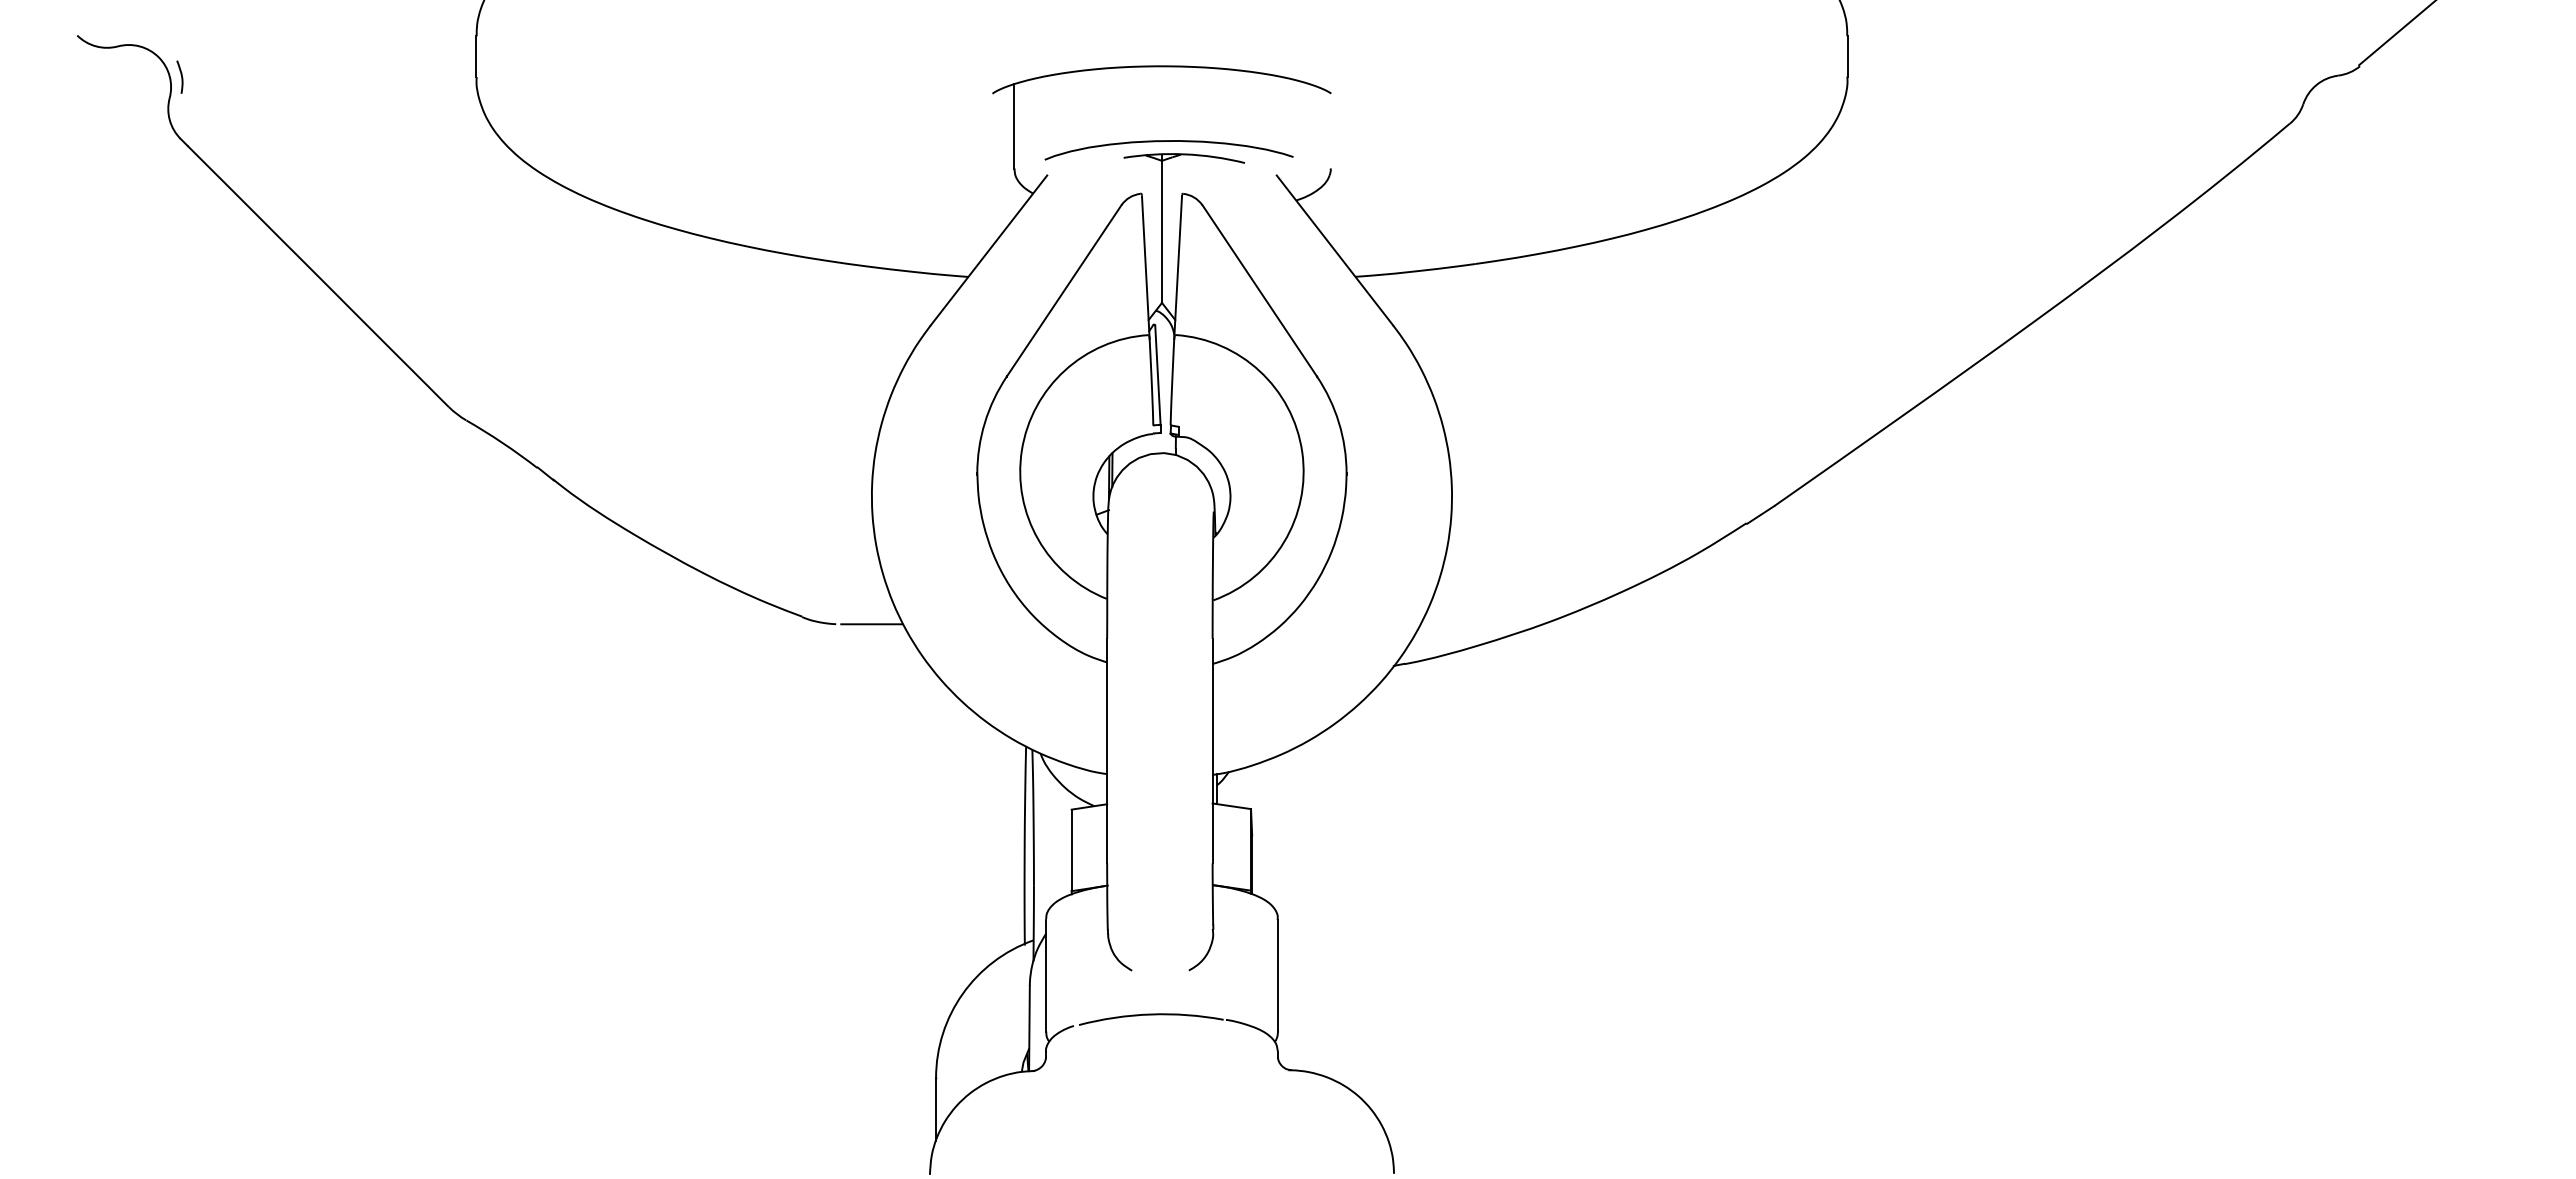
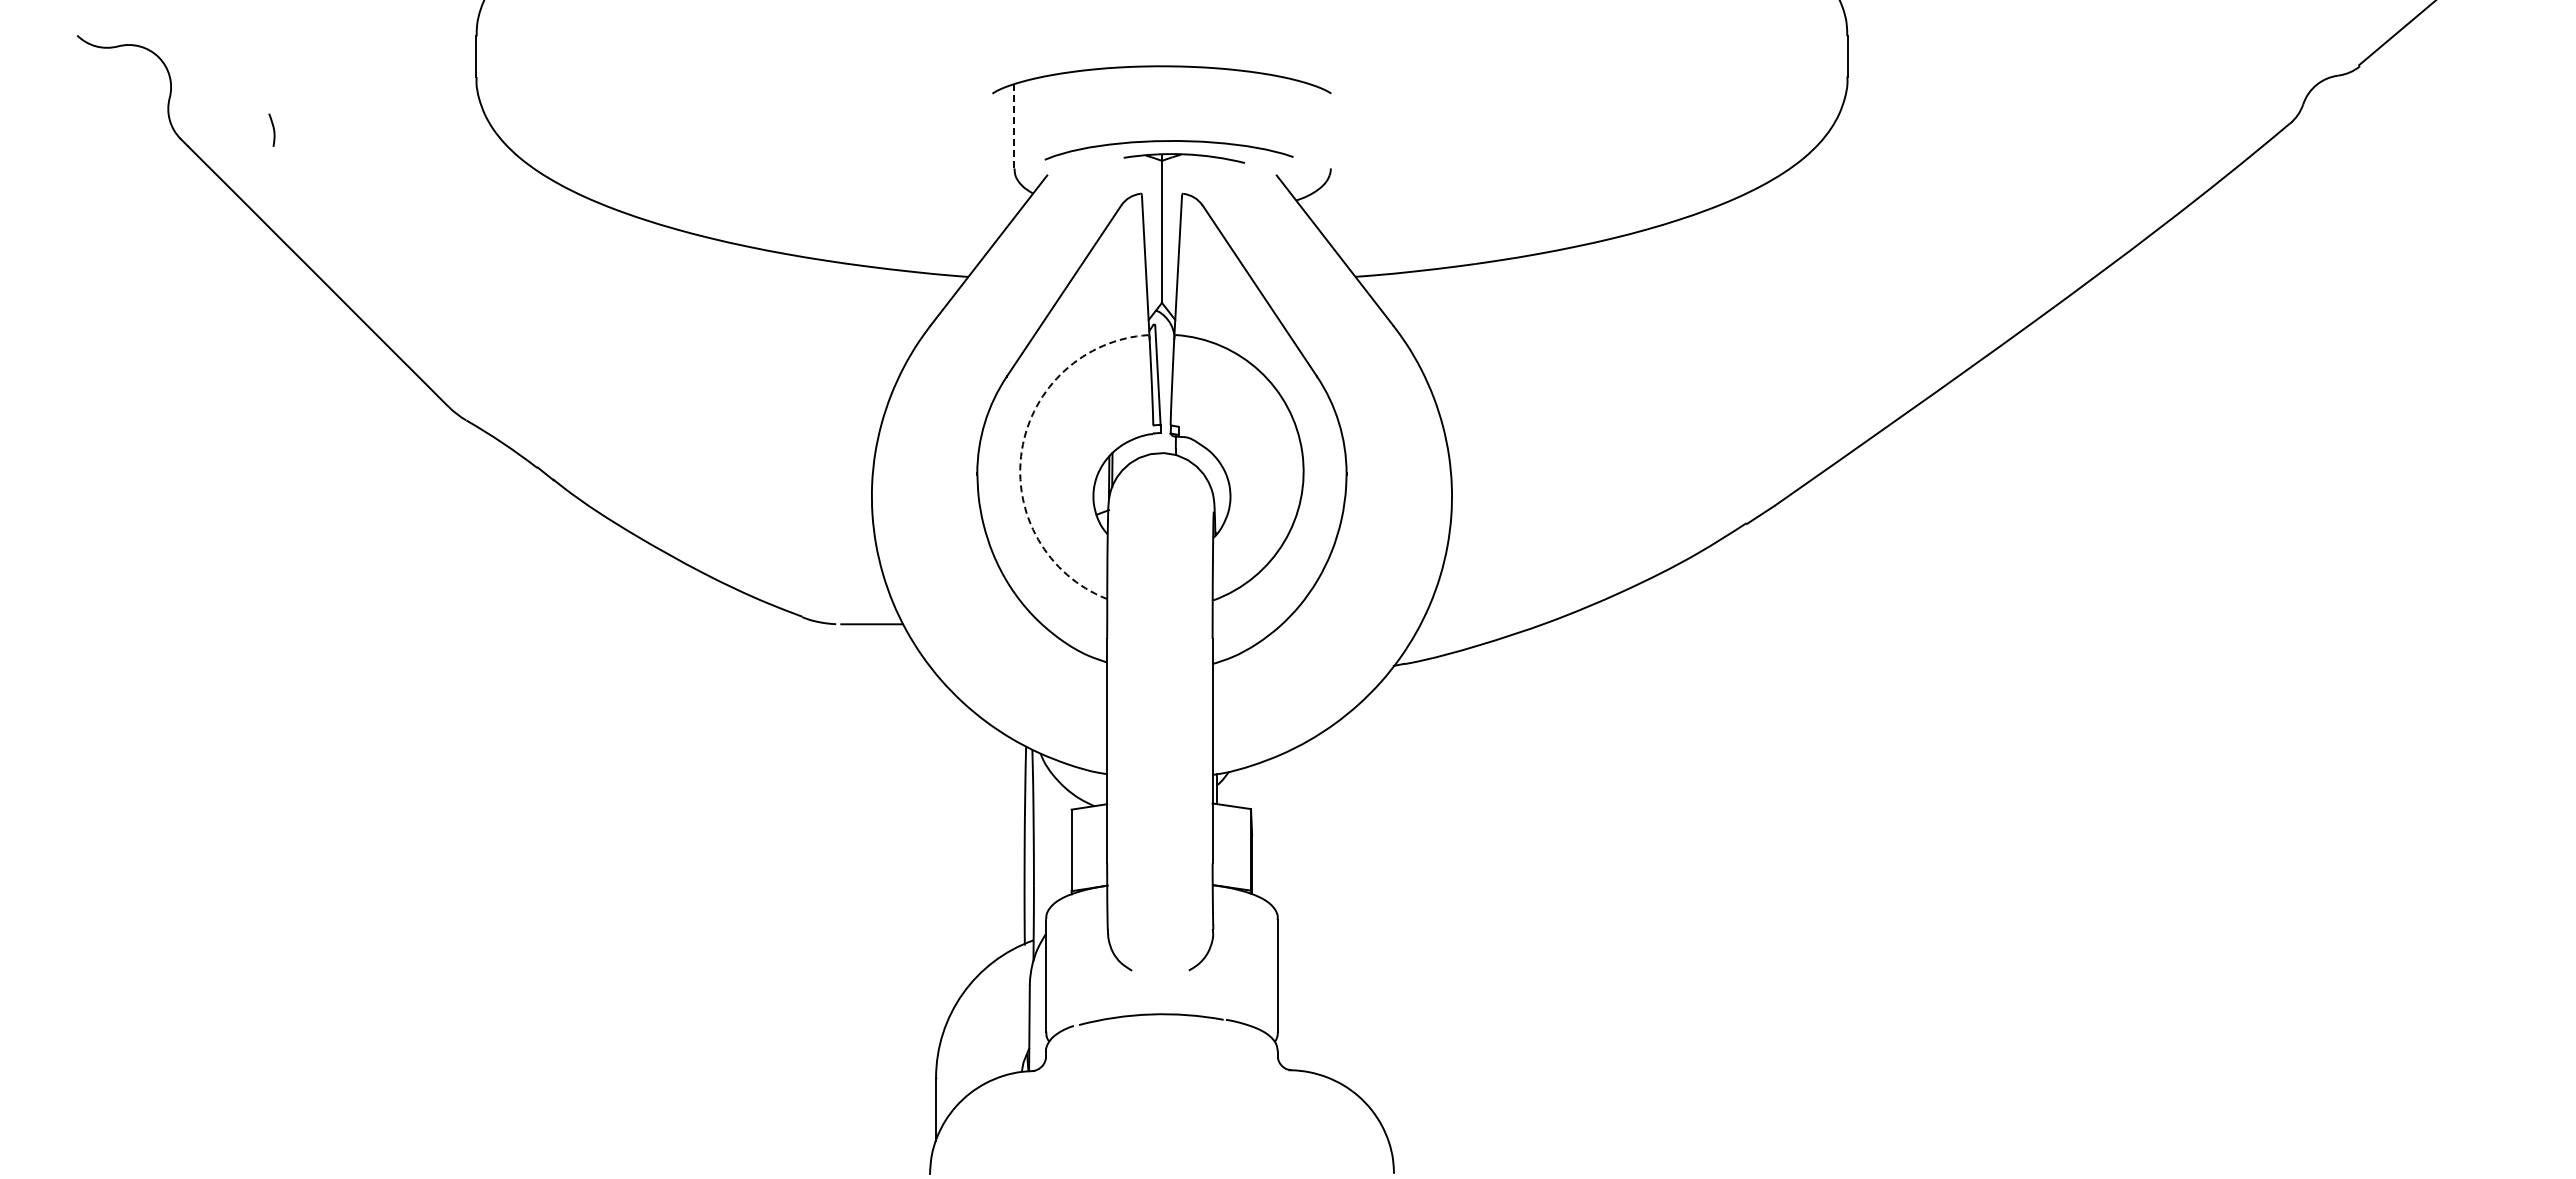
curve position: (180, 75) -> (272, 128) (272, 128)
line: solid -> dashed (1014, 126)
arc: solid -> dashed (1021, 450)
